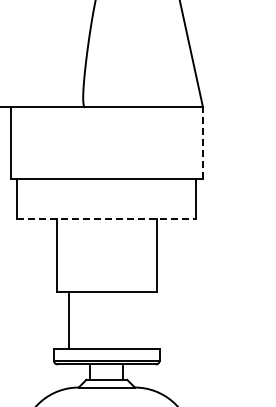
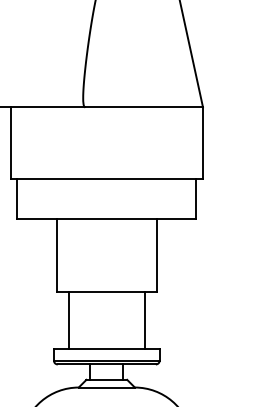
line: dashed -> solid (203, 143)
line: dashed -> solid (107, 219)
line: none -> present (144, 320)
